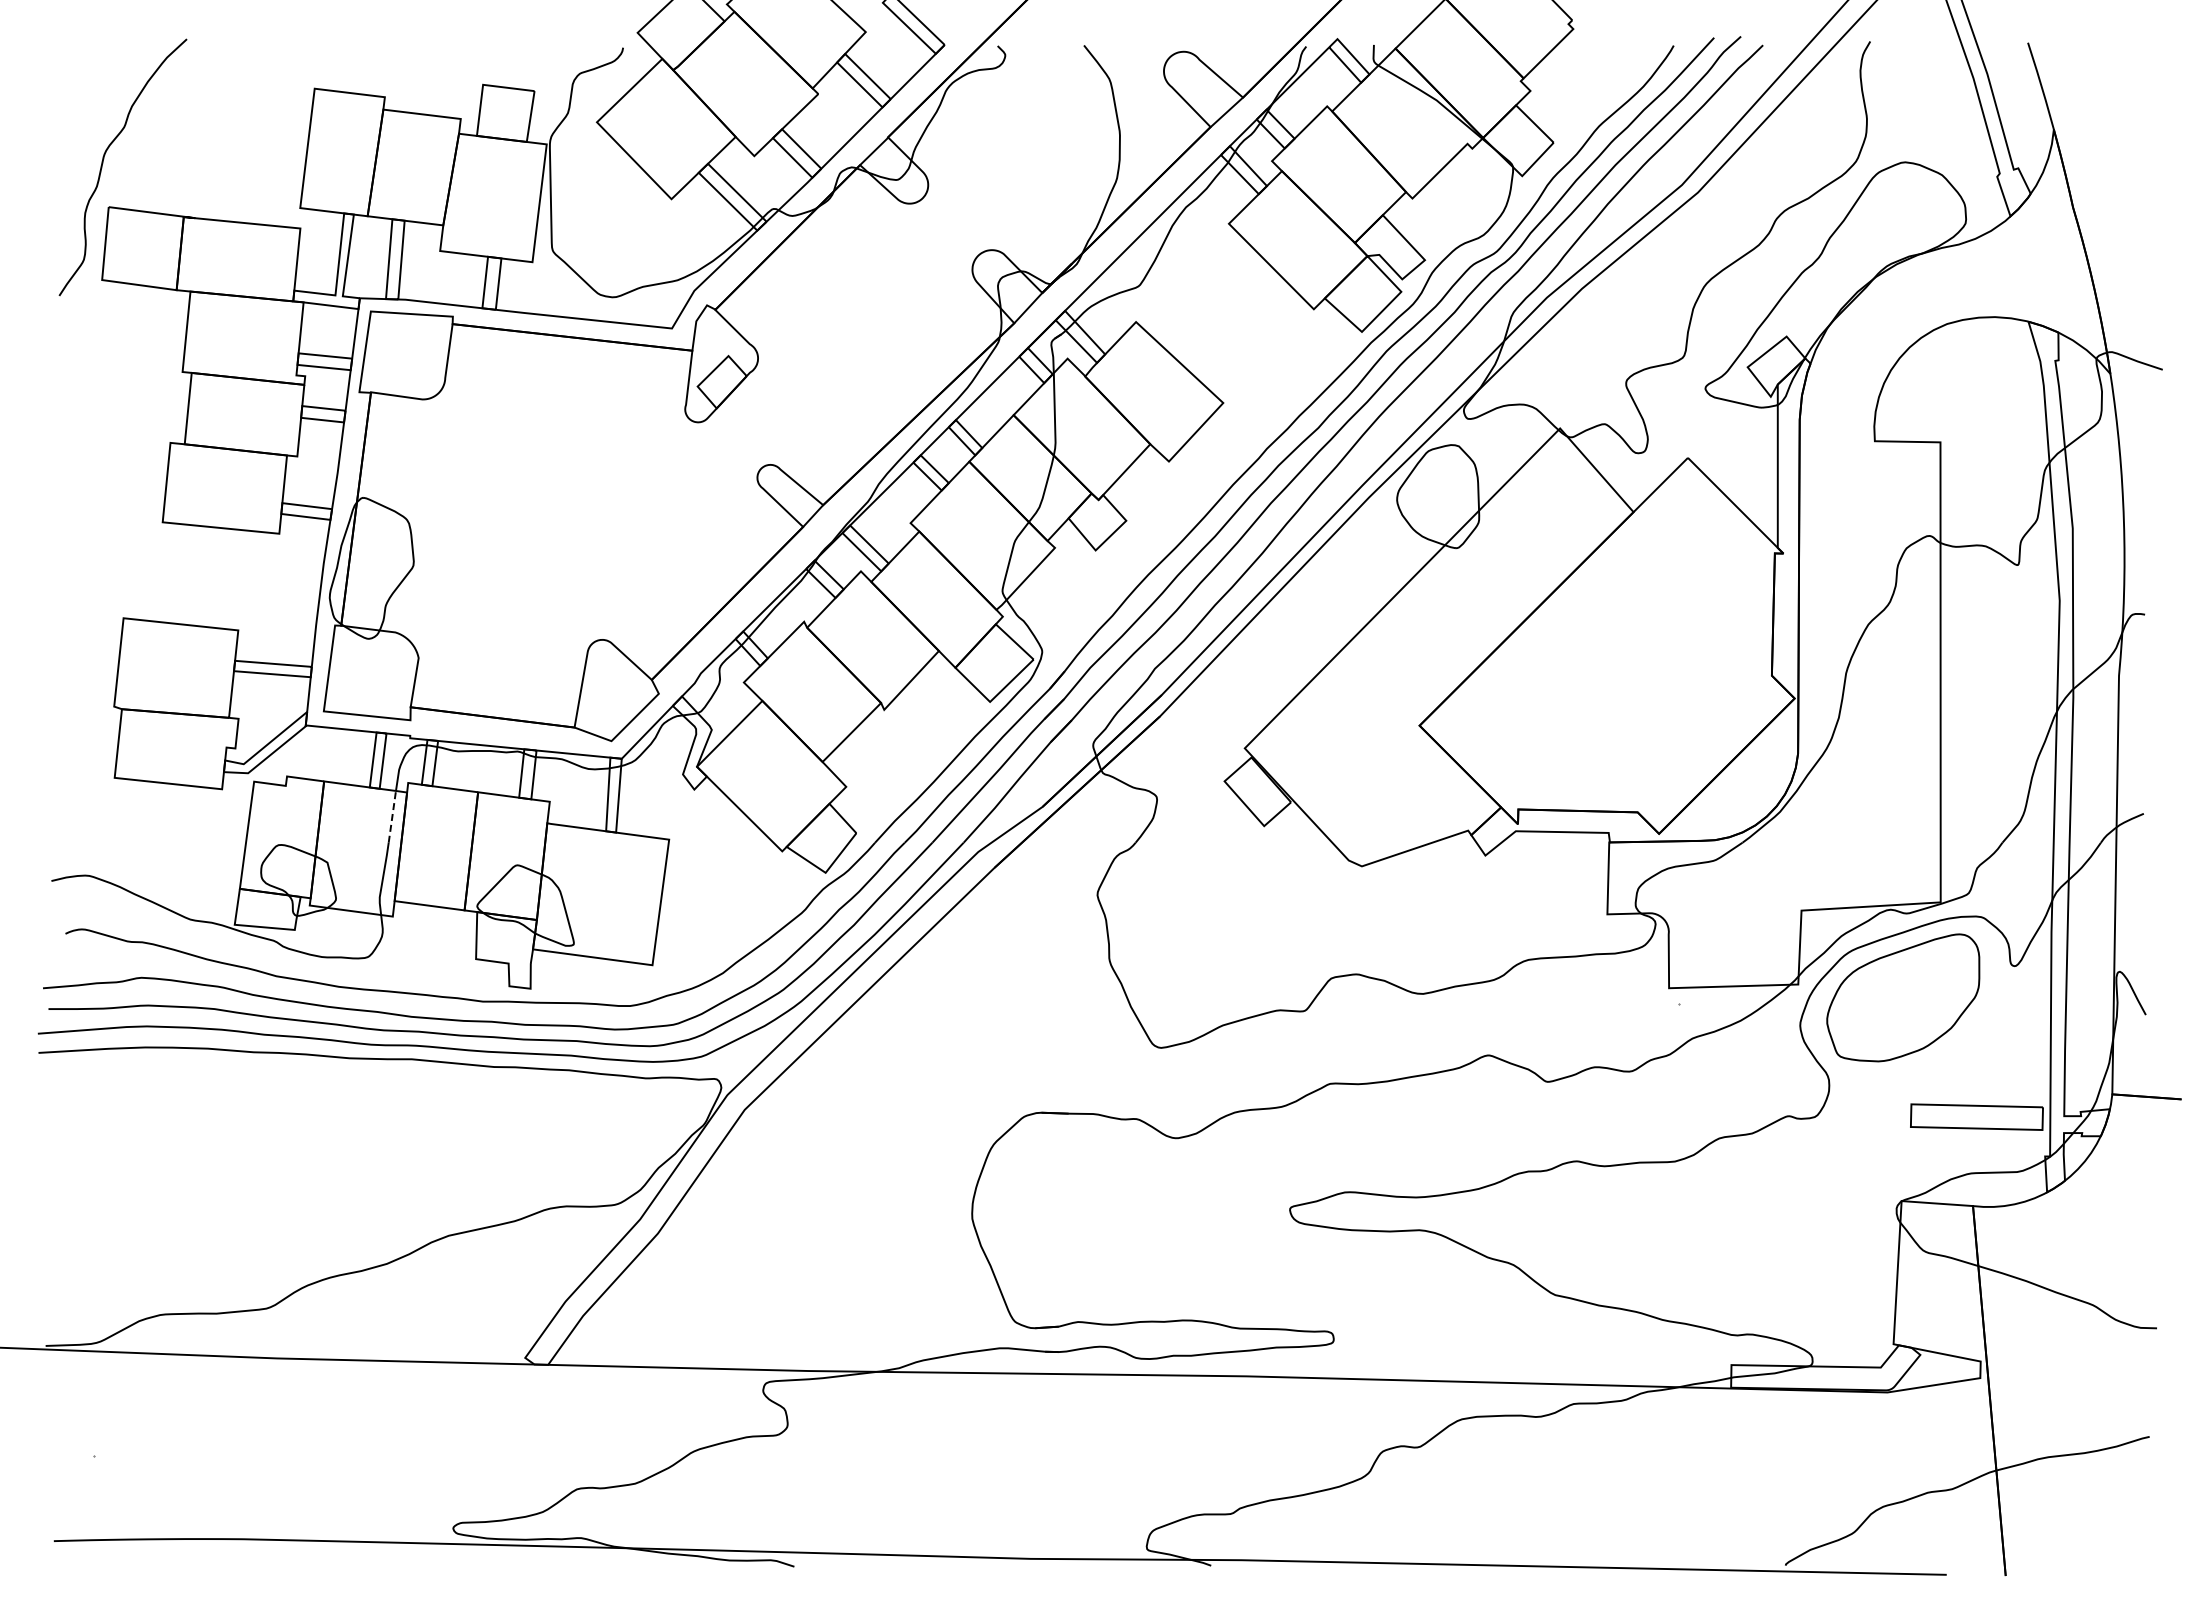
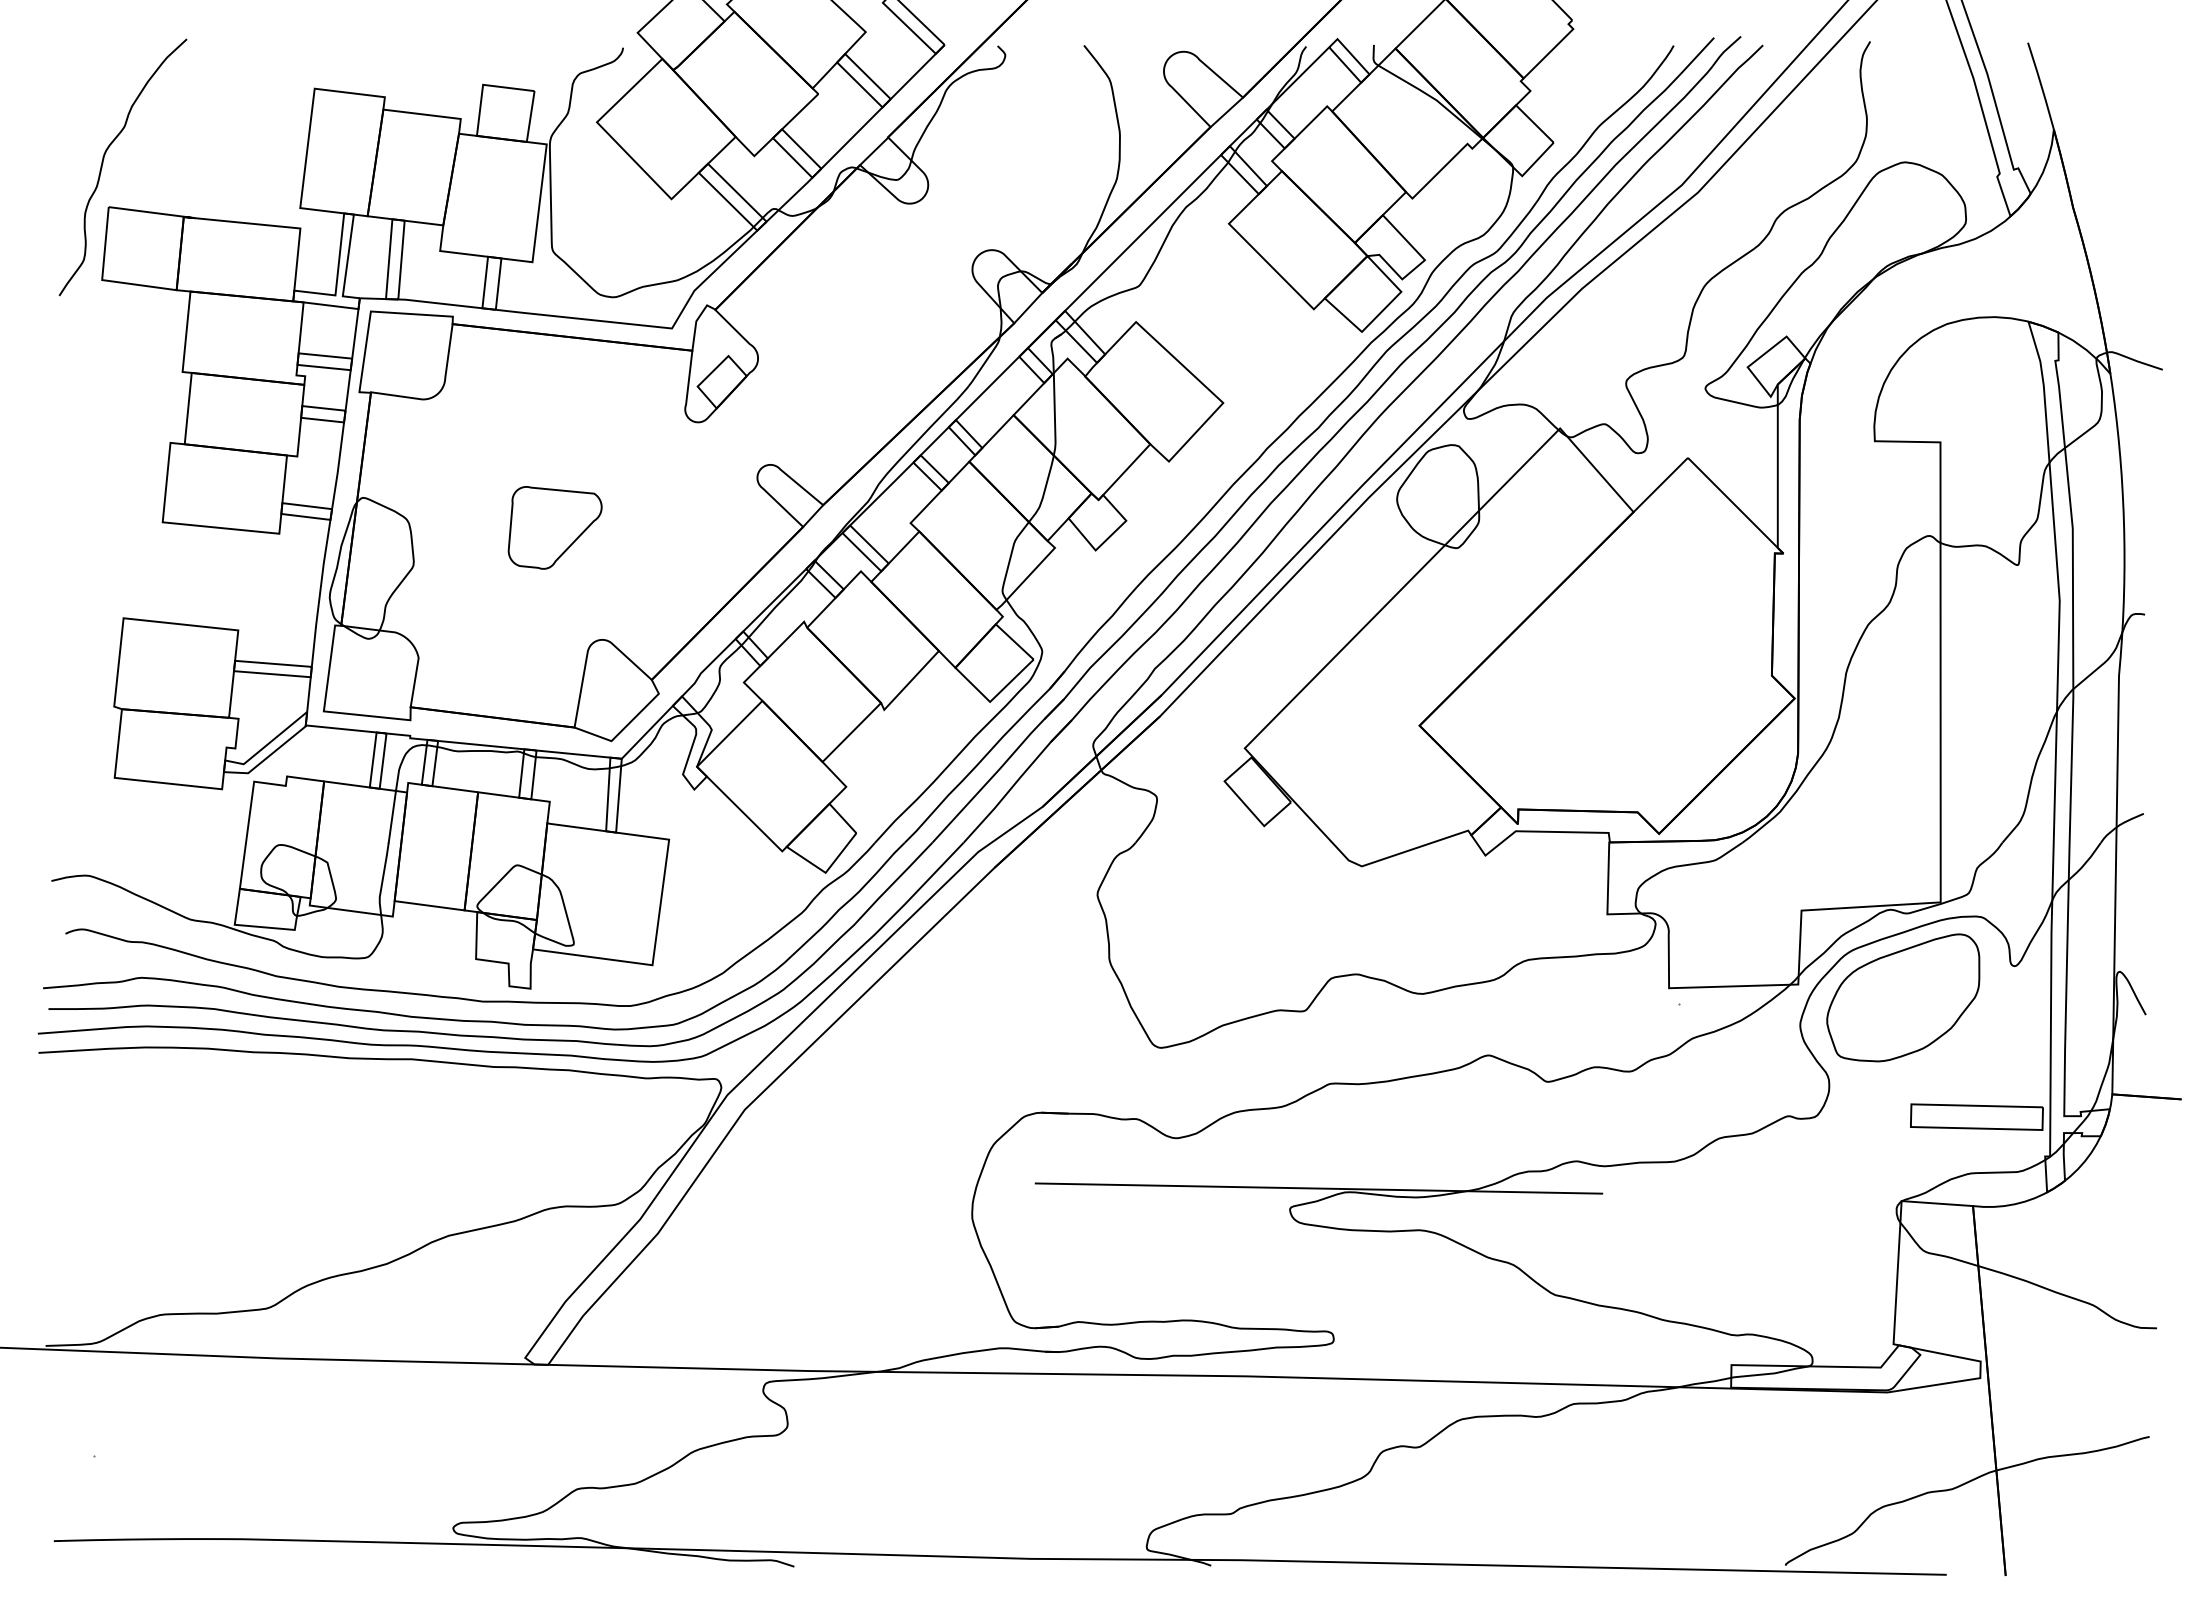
part: none -> present (554, 527)
line: dashed -> solid (392, 816)
line: none -> present (1318, 1188)
